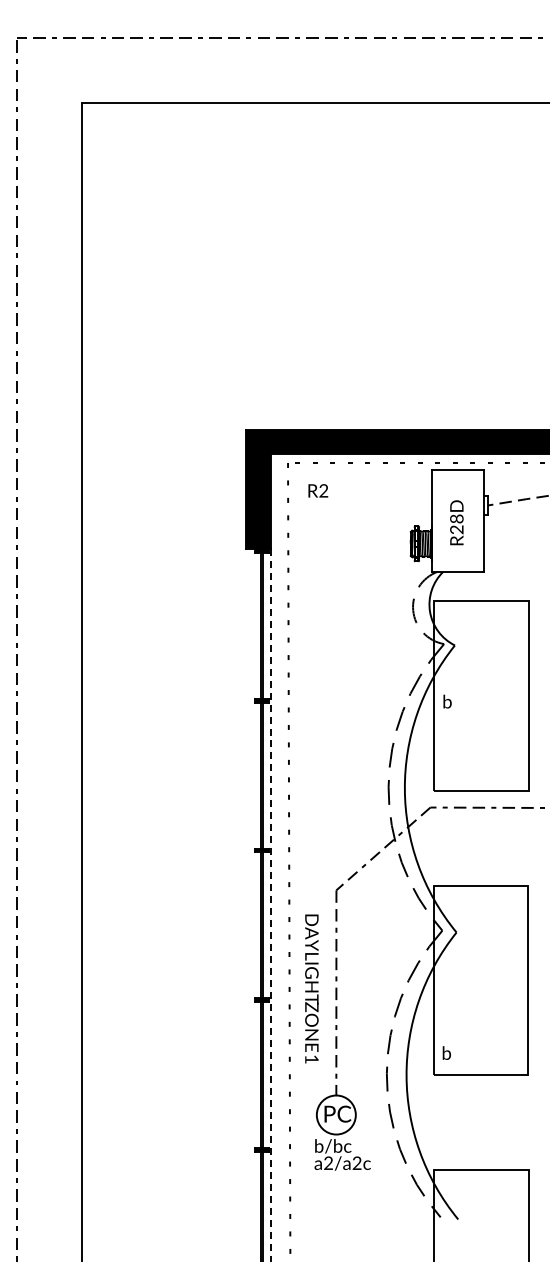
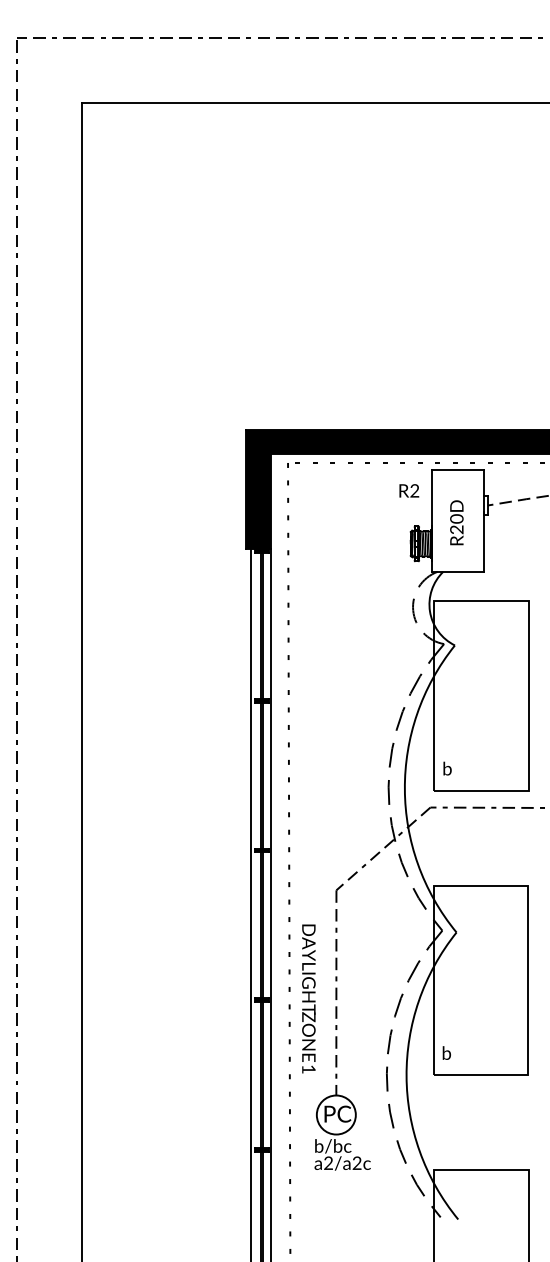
text position: (318, 490) -> (409, 490) (409, 490)
text: R28D -> R20D (457, 518)
text position: (447, 701) -> (447, 768) (447, 768)
line: none -> present (251, 903)
line: dashed -> solid (271, 905)
text position: (311, 988) -> (308, 998) (308, 998)
